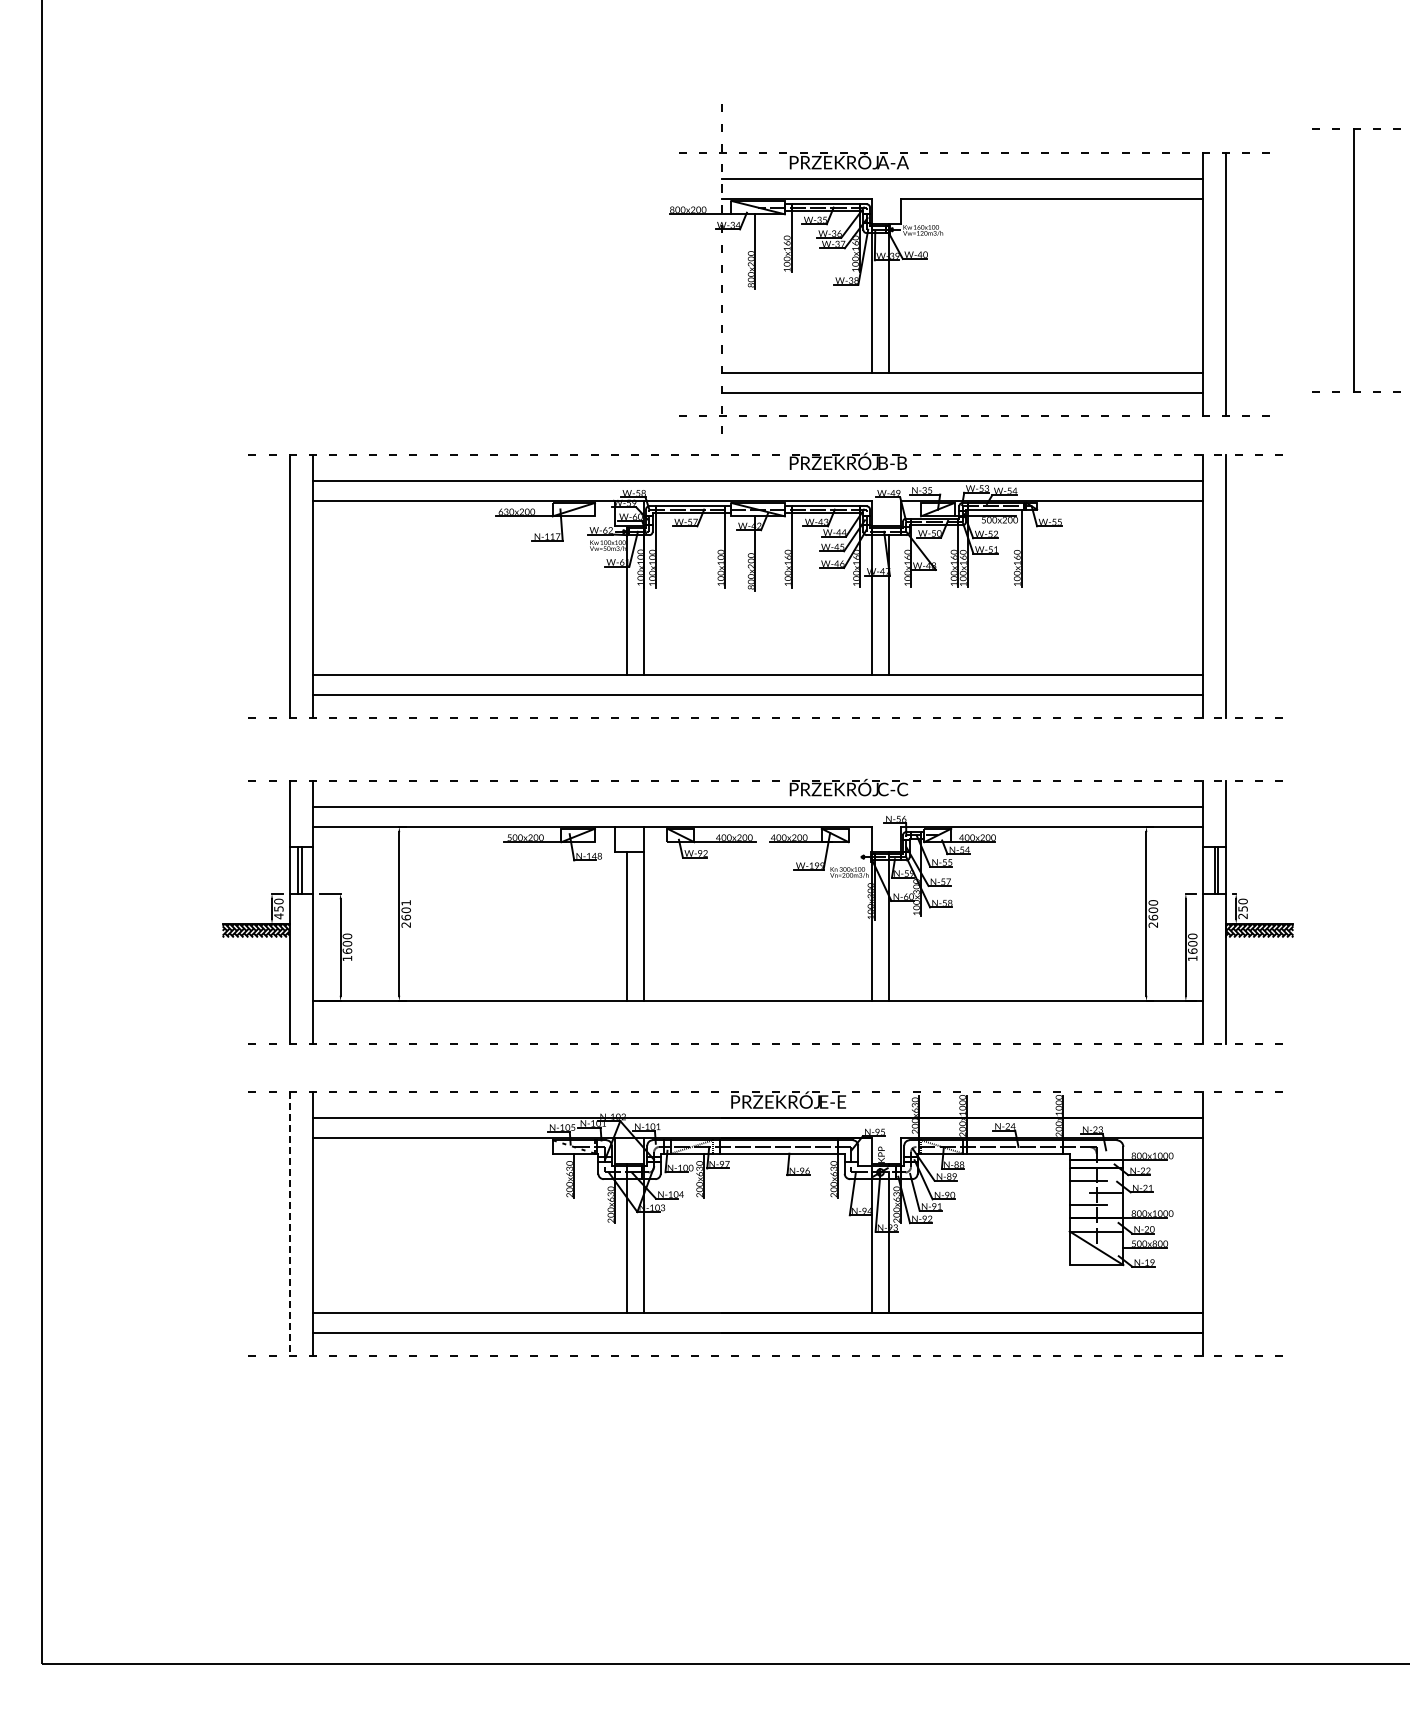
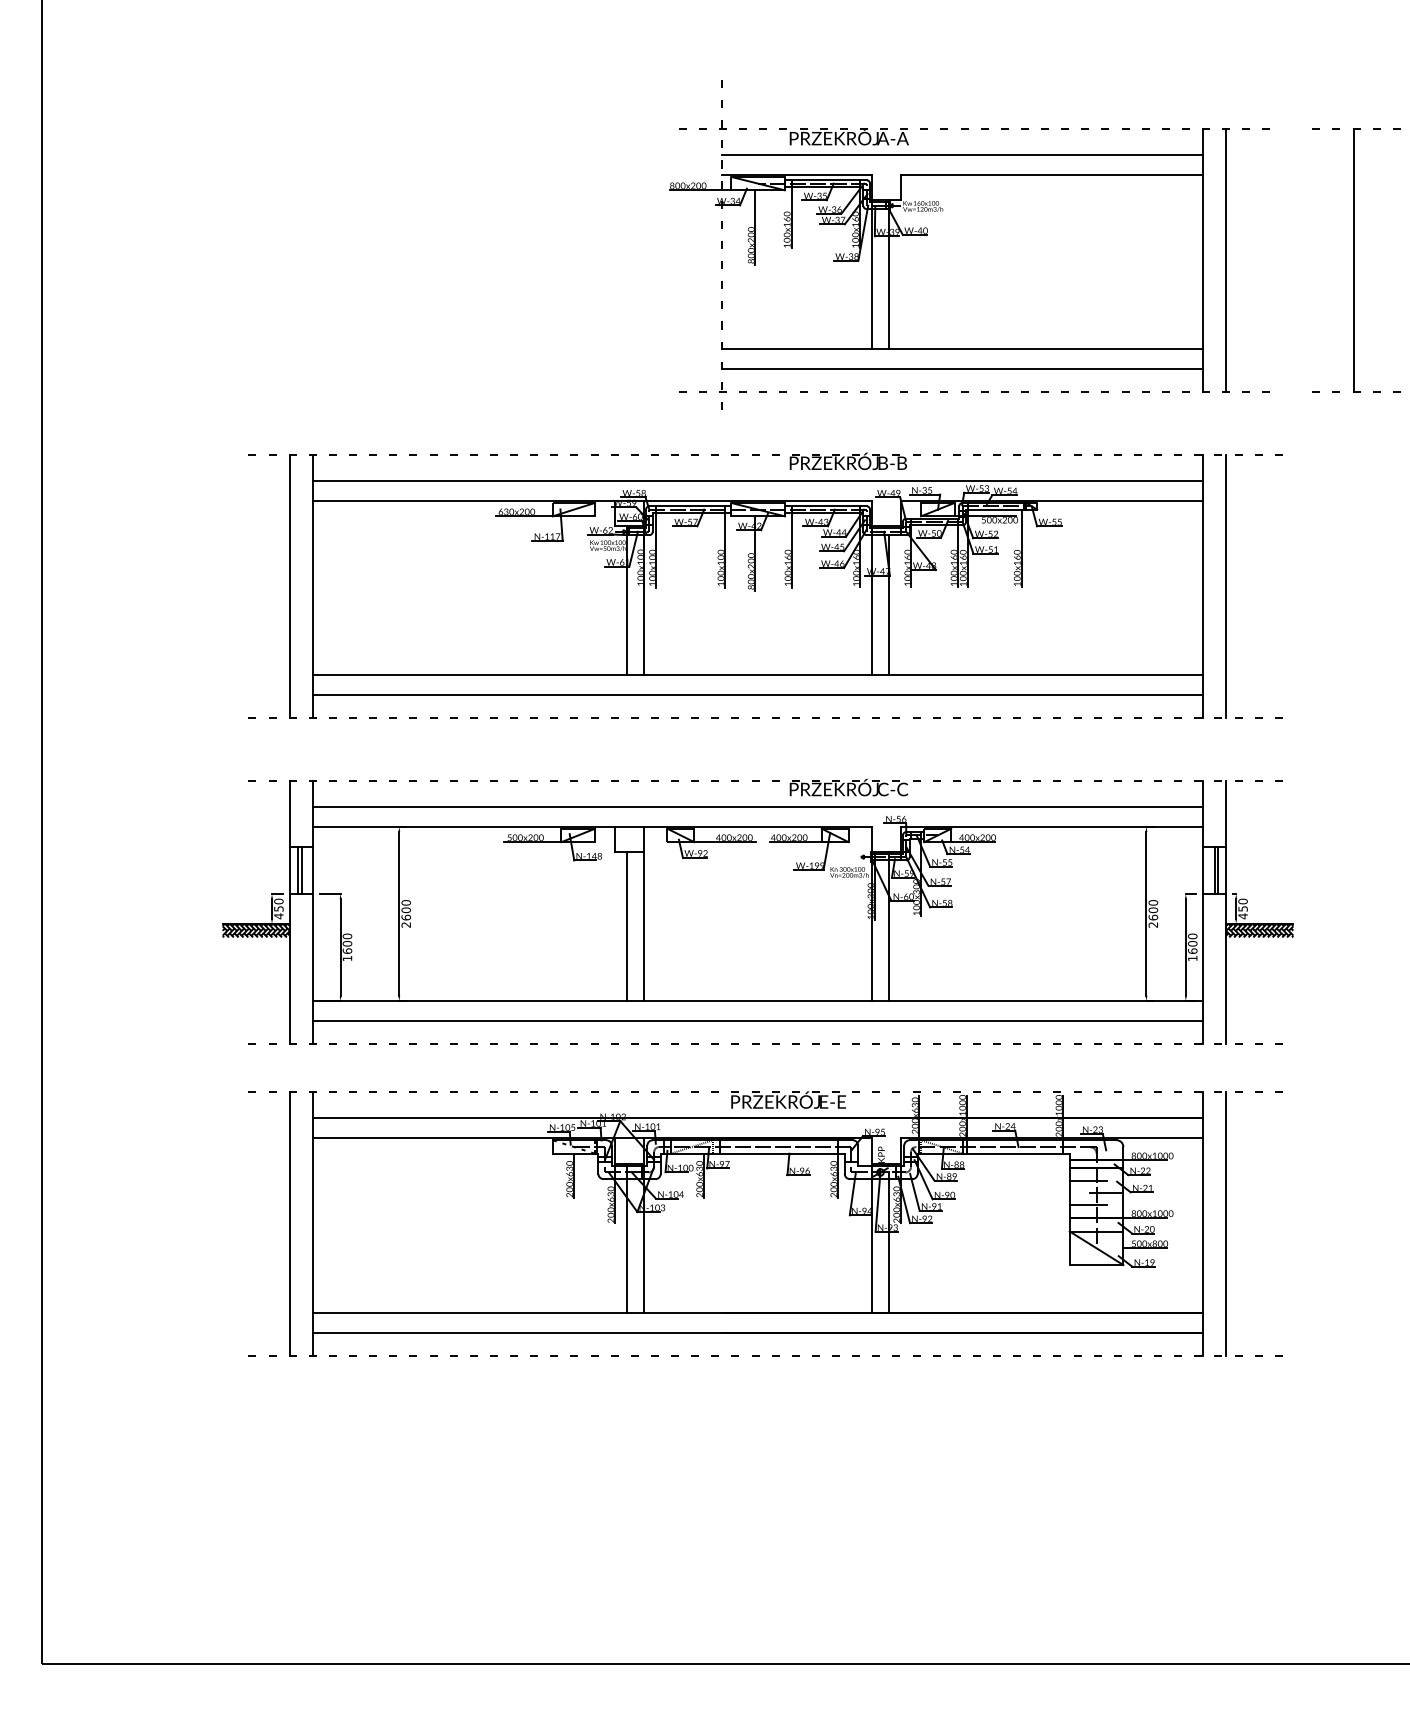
part position: (969, 268) -> (969, 244) (969, 244)
text: 2601 -> 2600 (405, 902)
text: 250 -> 450 (1242, 916)
line: none -> present (757, 1021)
line: dashed -> solid (289, 1223)
line: none -> present (1226, 1223)
